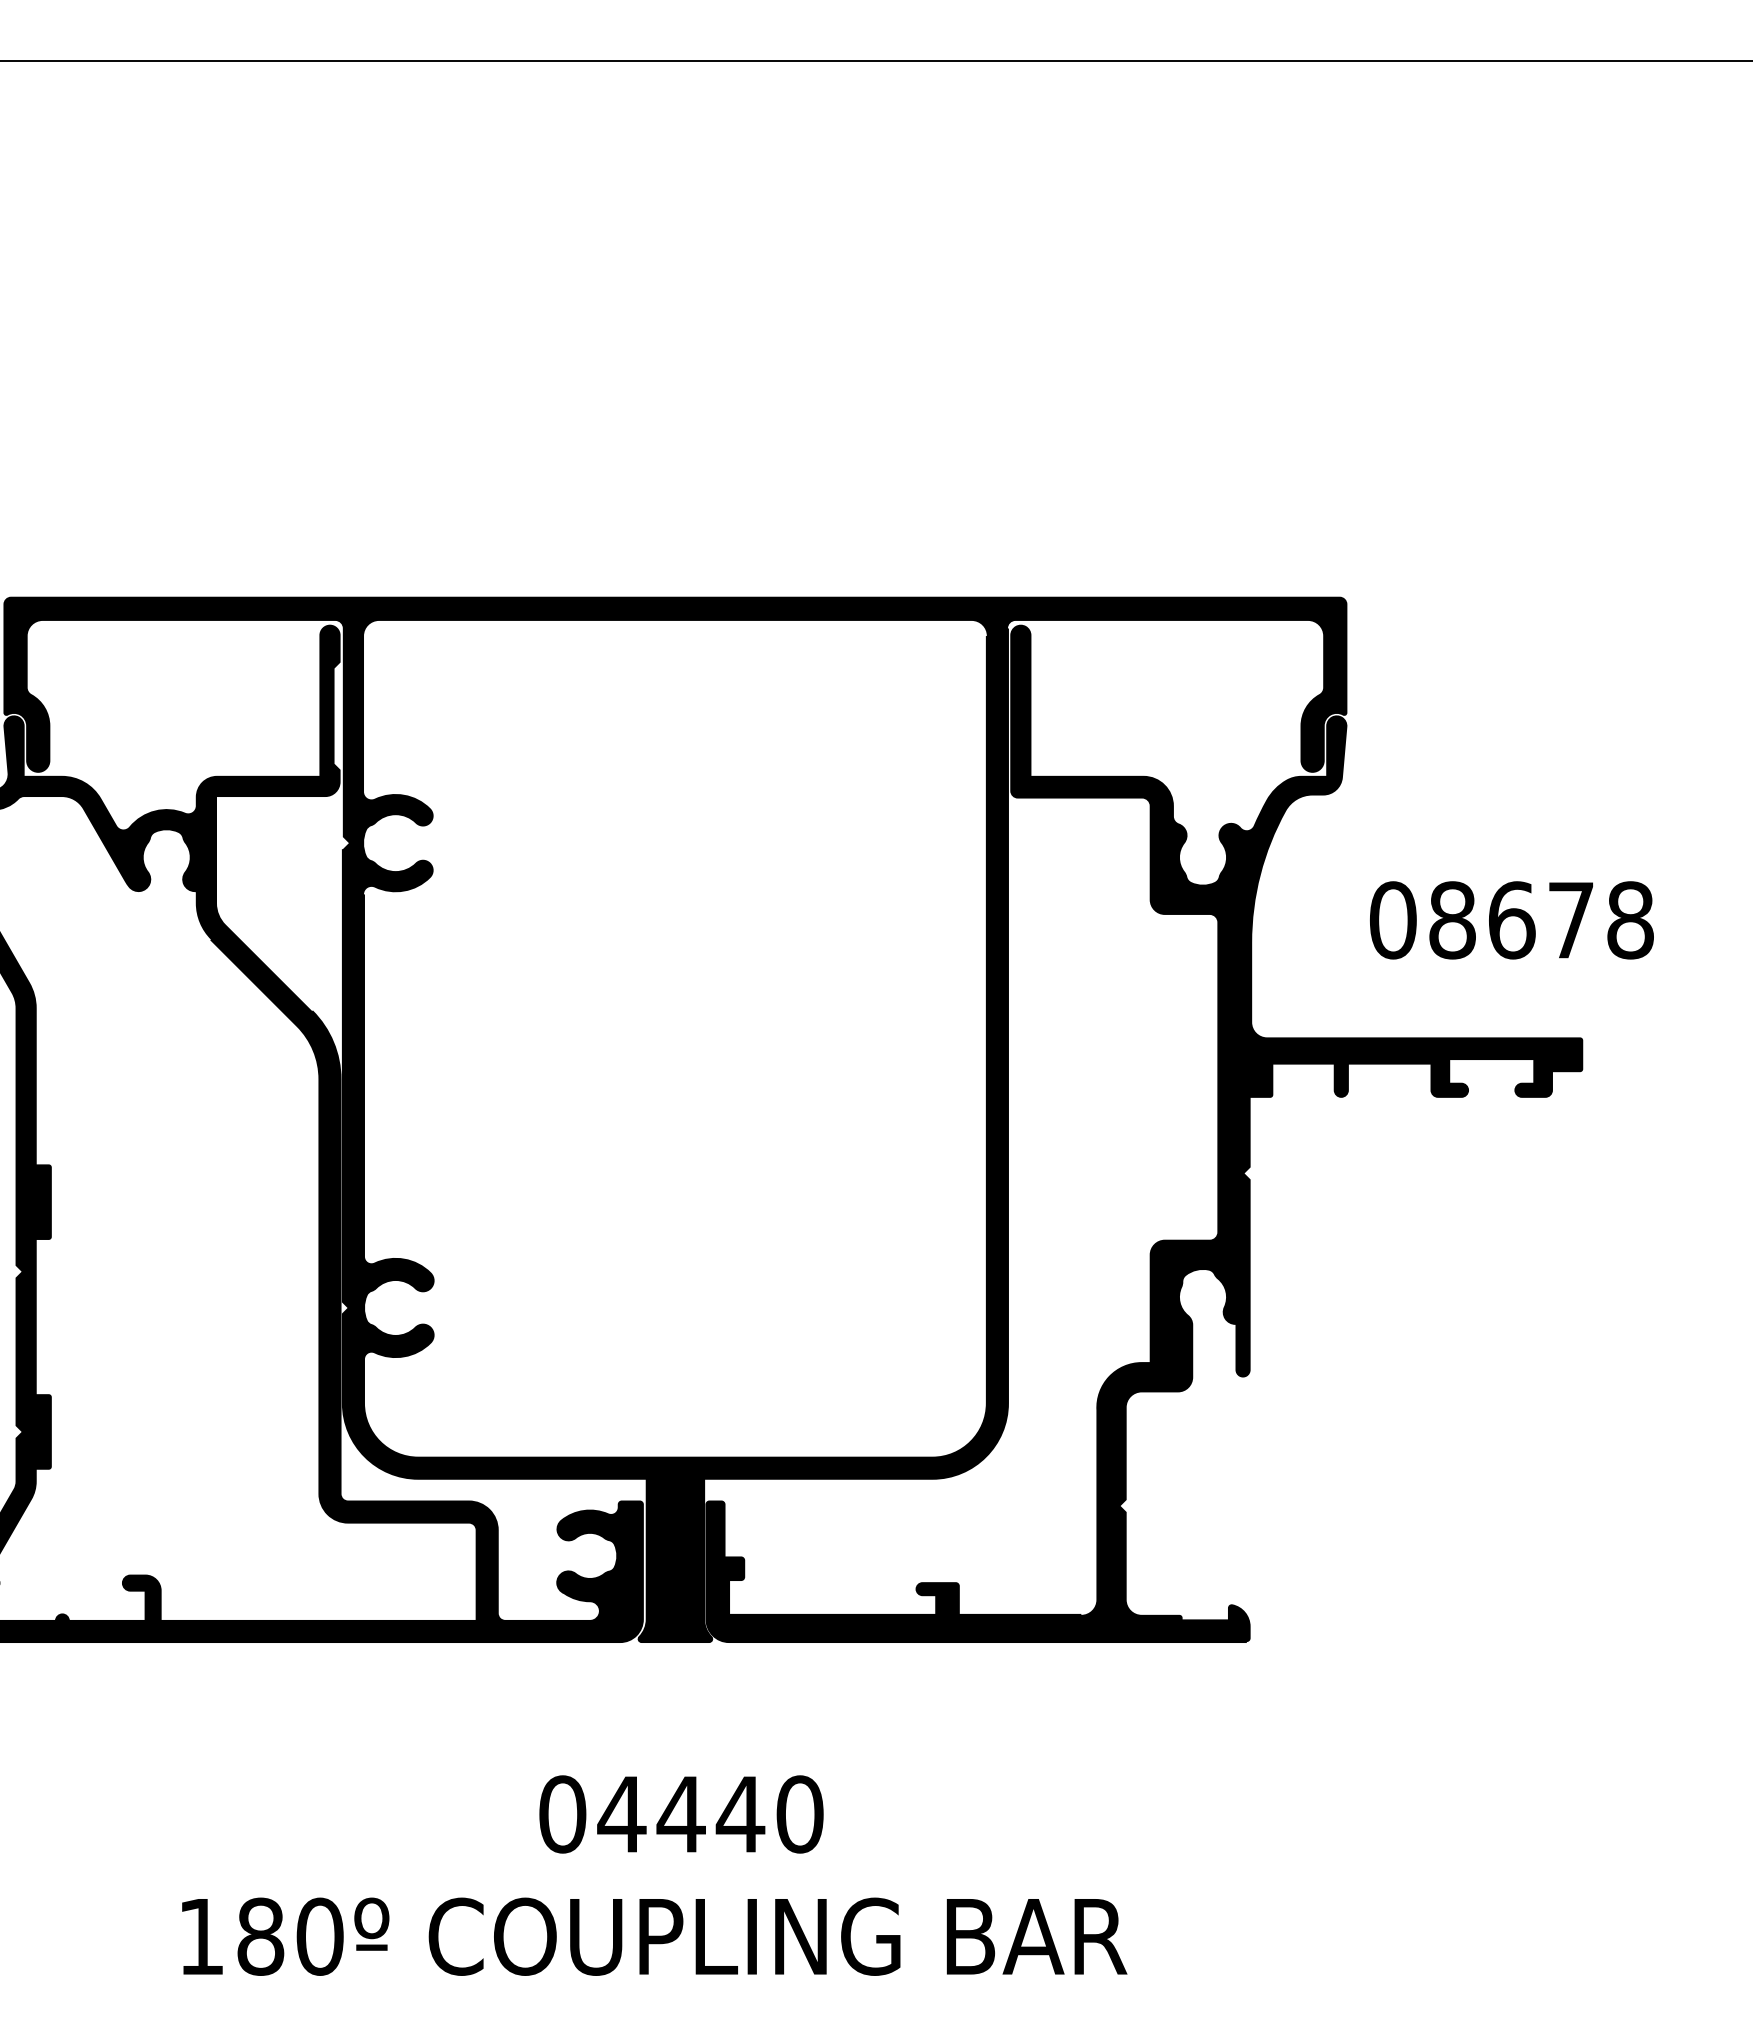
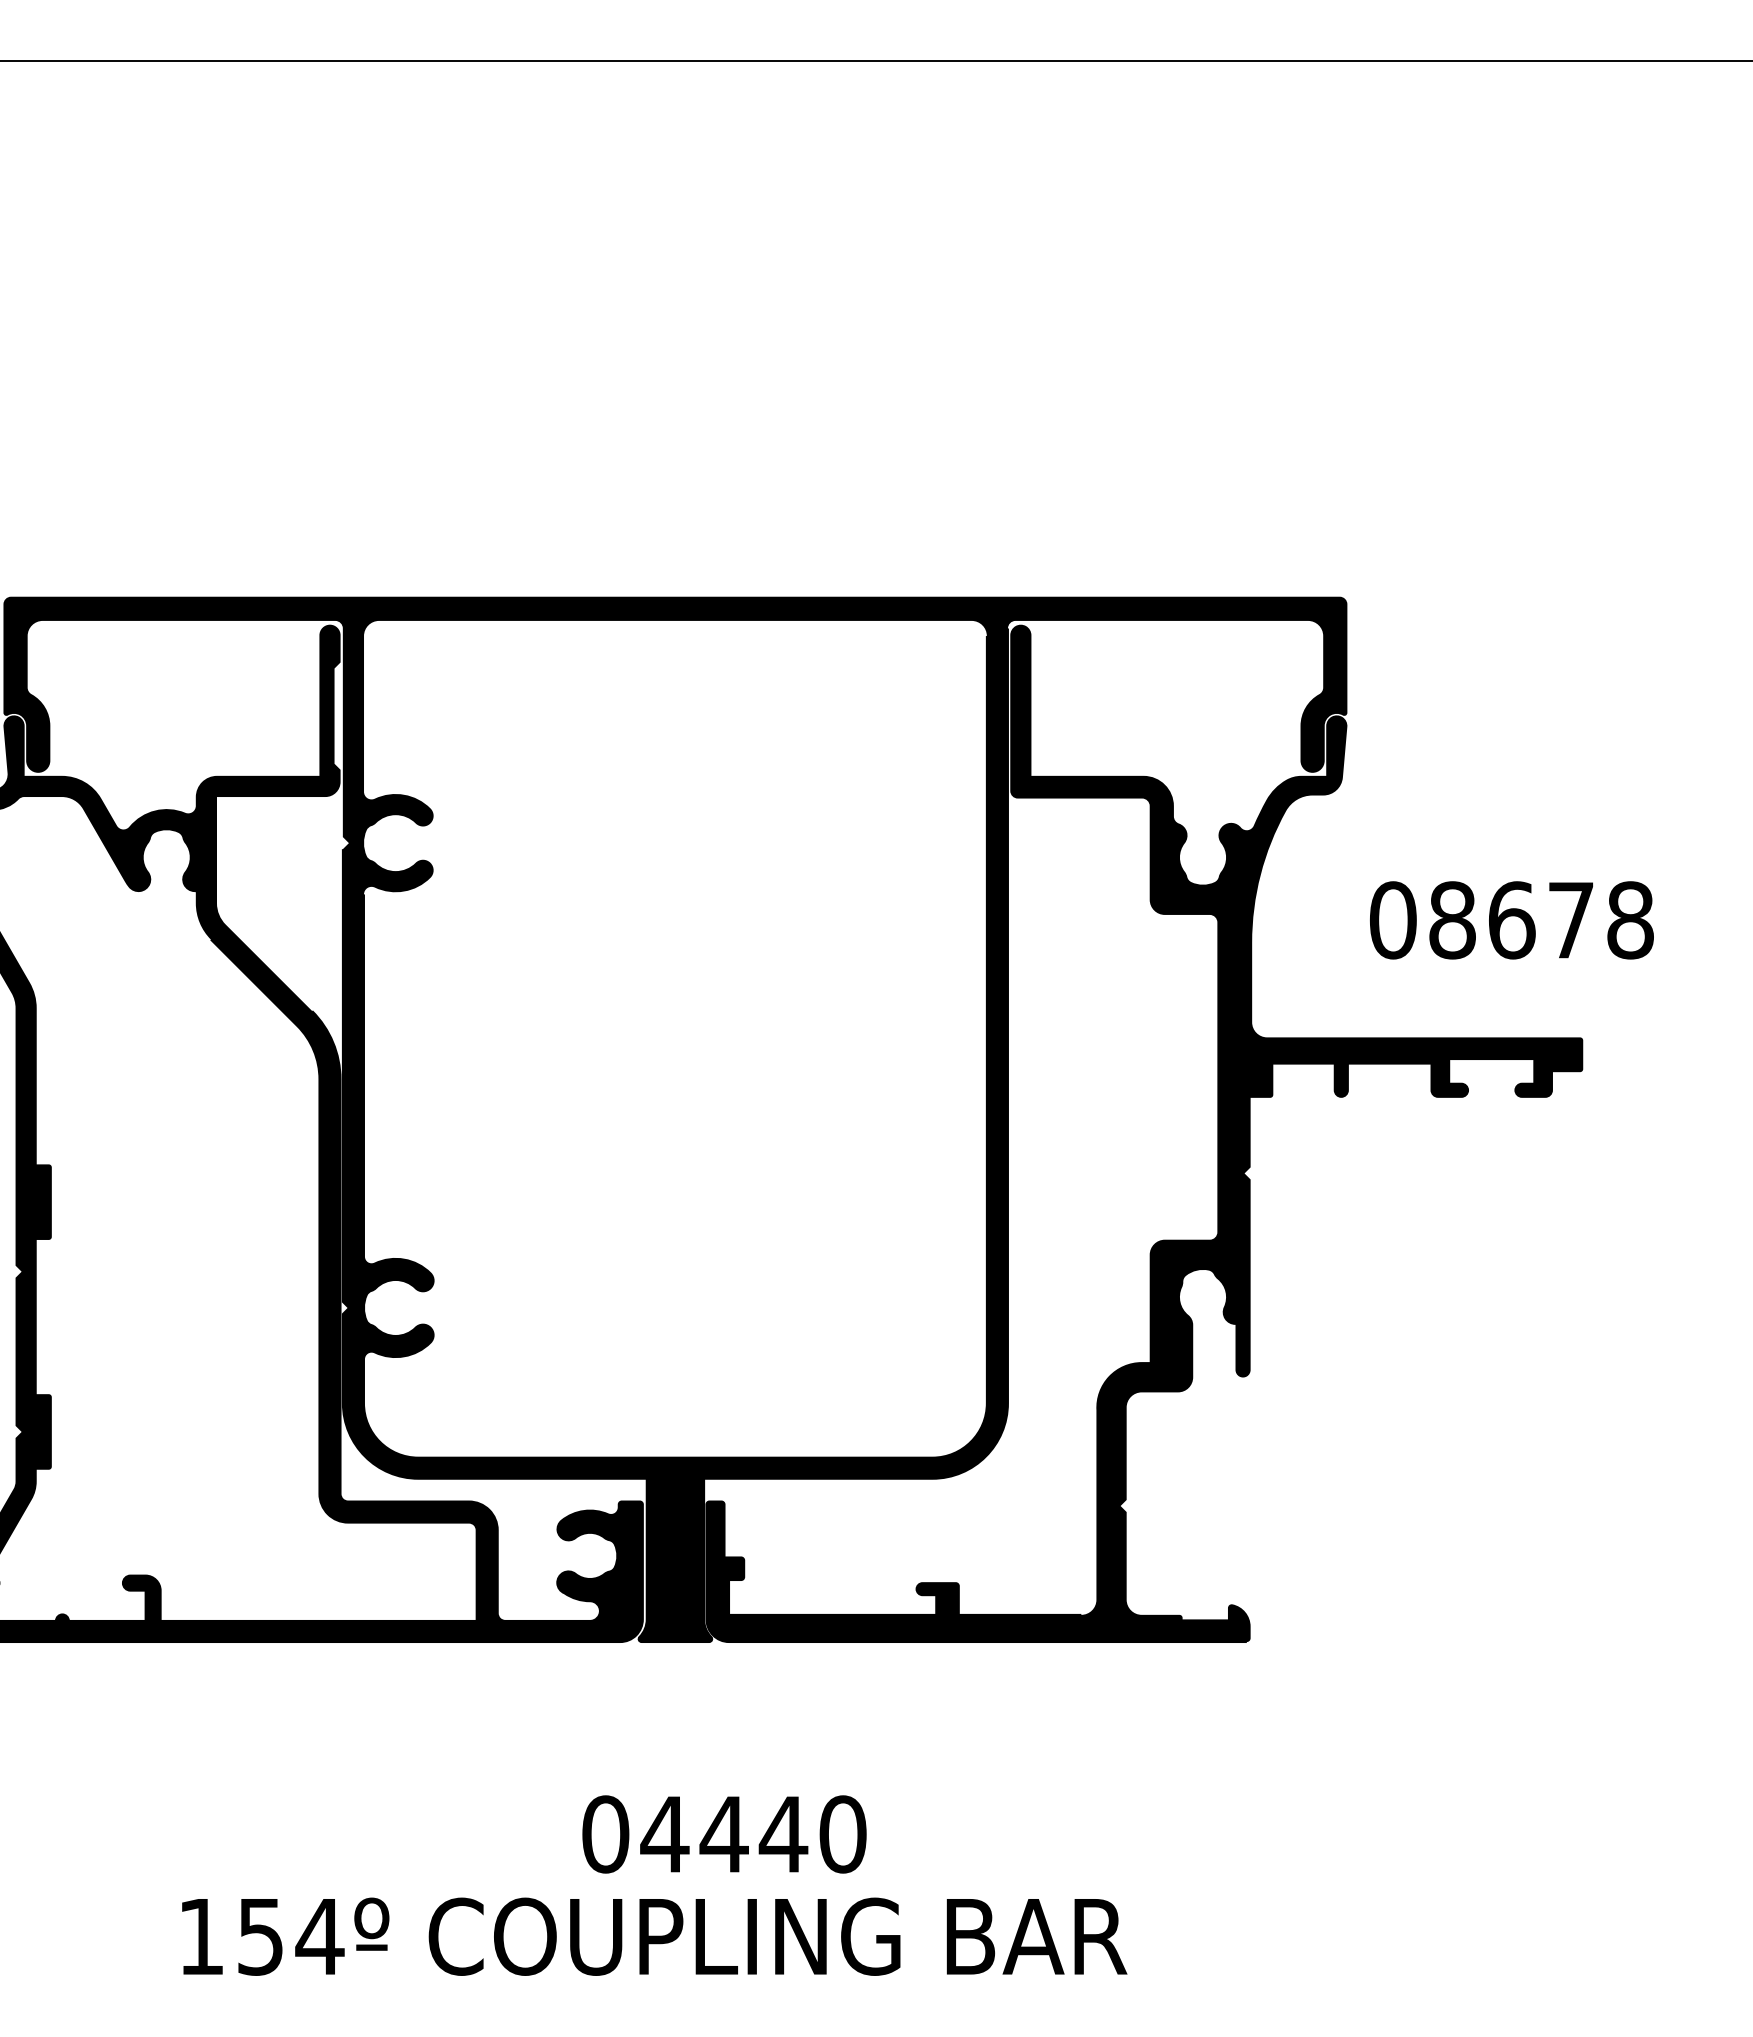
text position: (681, 1814) -> (724, 1834) (724, 1834)
text: 180º -> 154º (290, 1936)
